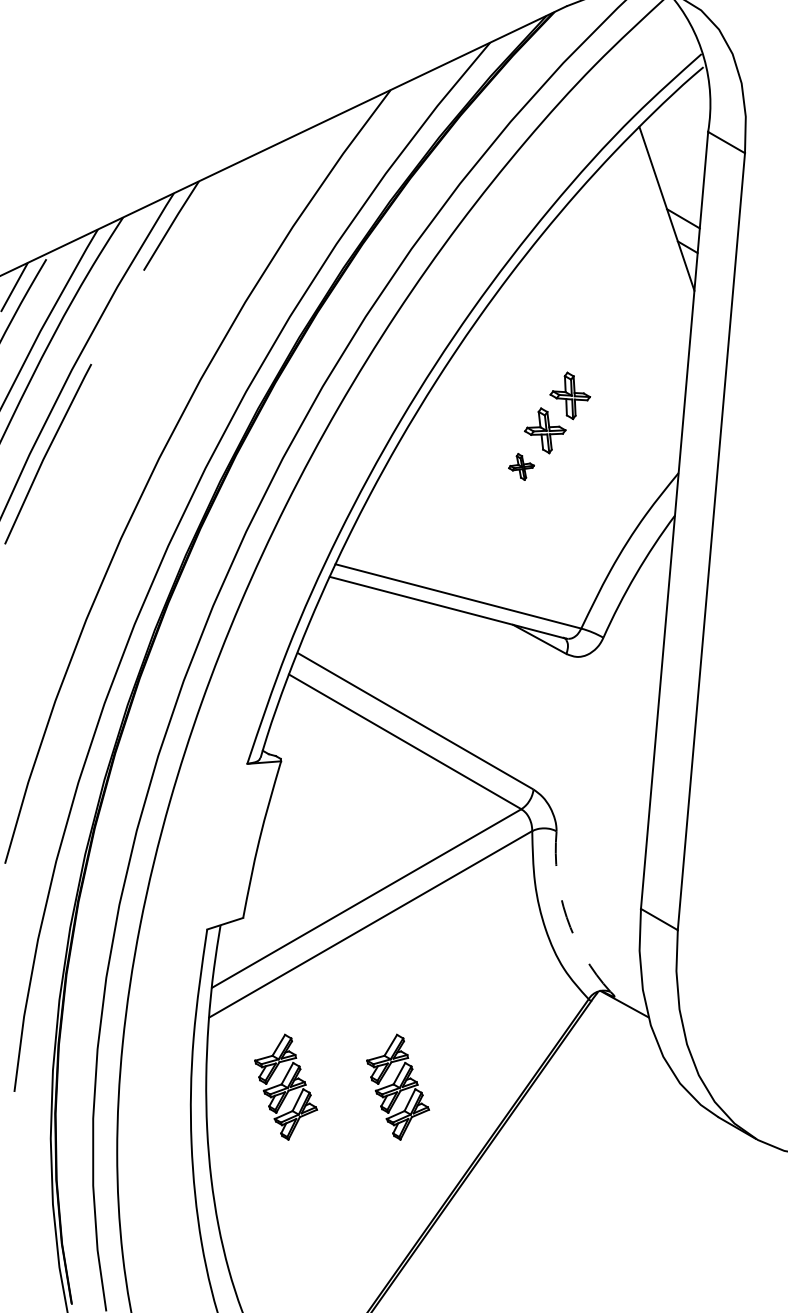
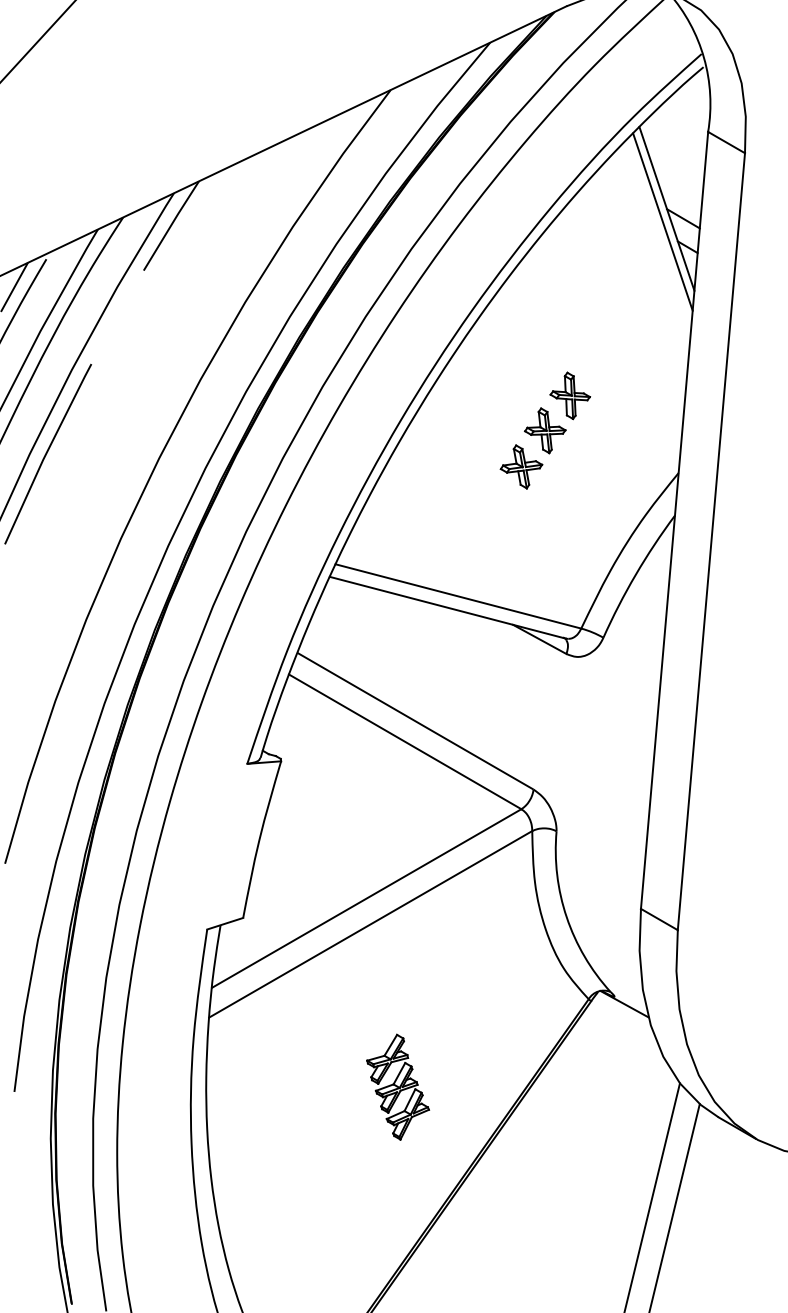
line: none -> present (37, 41)
line: none -> present (662, 221)
part size: 27x28 px -> 45x46 px (521, 466)
arc: dashed -> solid (566, 917)
part: present -> none (286, 1086)
line: none -> present (652, 1196)
line: none -> present (674, 1206)
